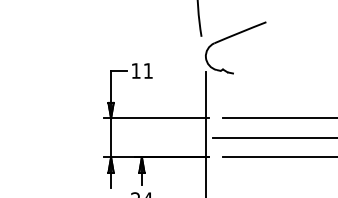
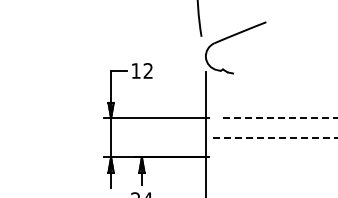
text: 11 -> 12 (147, 70)
line: solid -> dashed (281, 118)
line: solid -> dashed (275, 137)
line: present -> none (278, 157)
